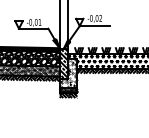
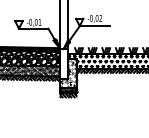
hatch: present -> none (63, 63)
